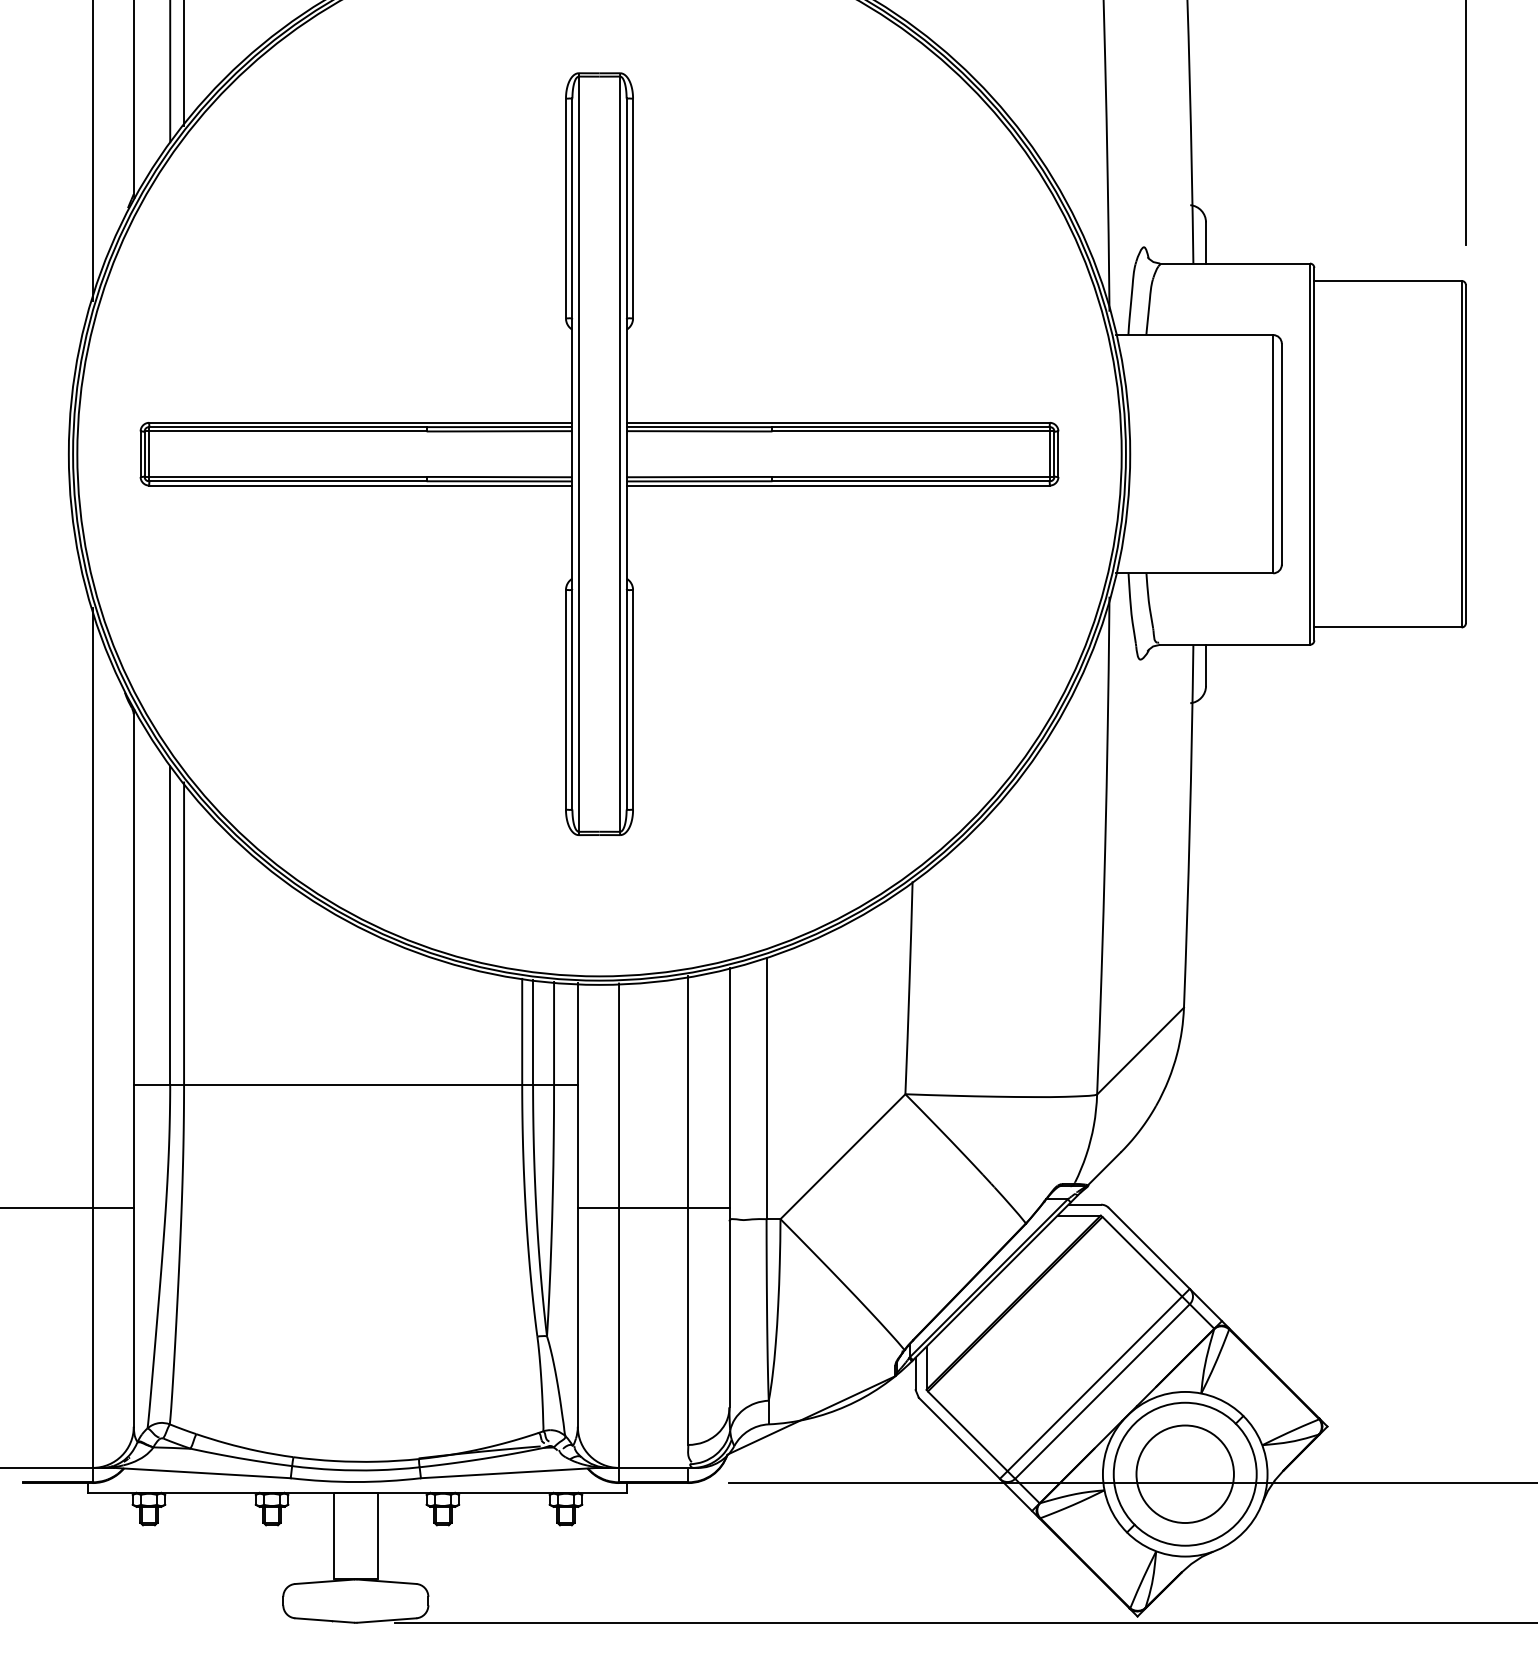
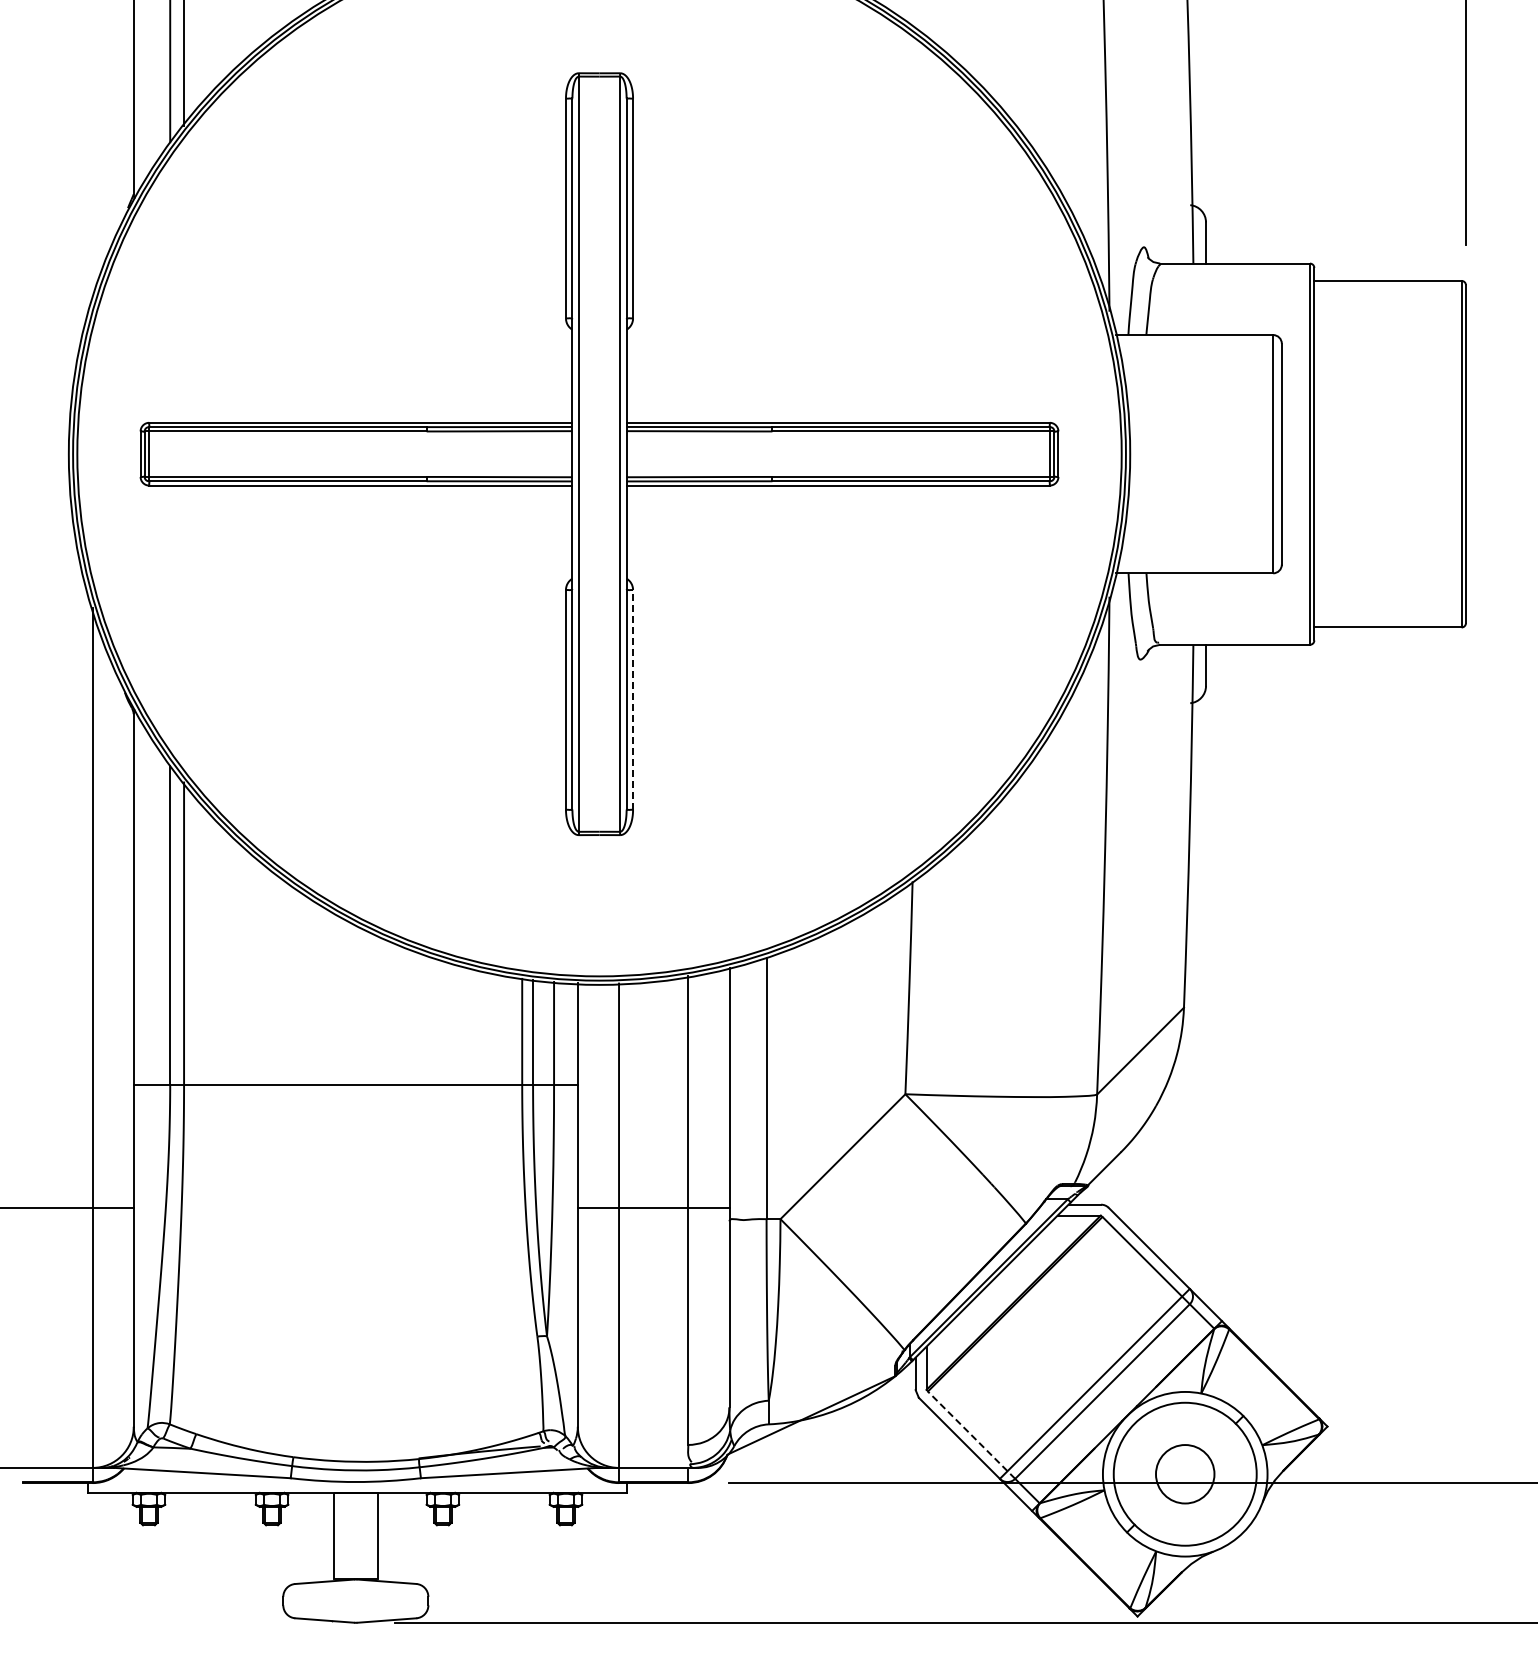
line: present -> none (92, 151)
line: solid -> dashed (633, 699)
line: solid -> dashed (971, 1435)
circle diameter: 97 px -> 58 px (1184, 1474)
